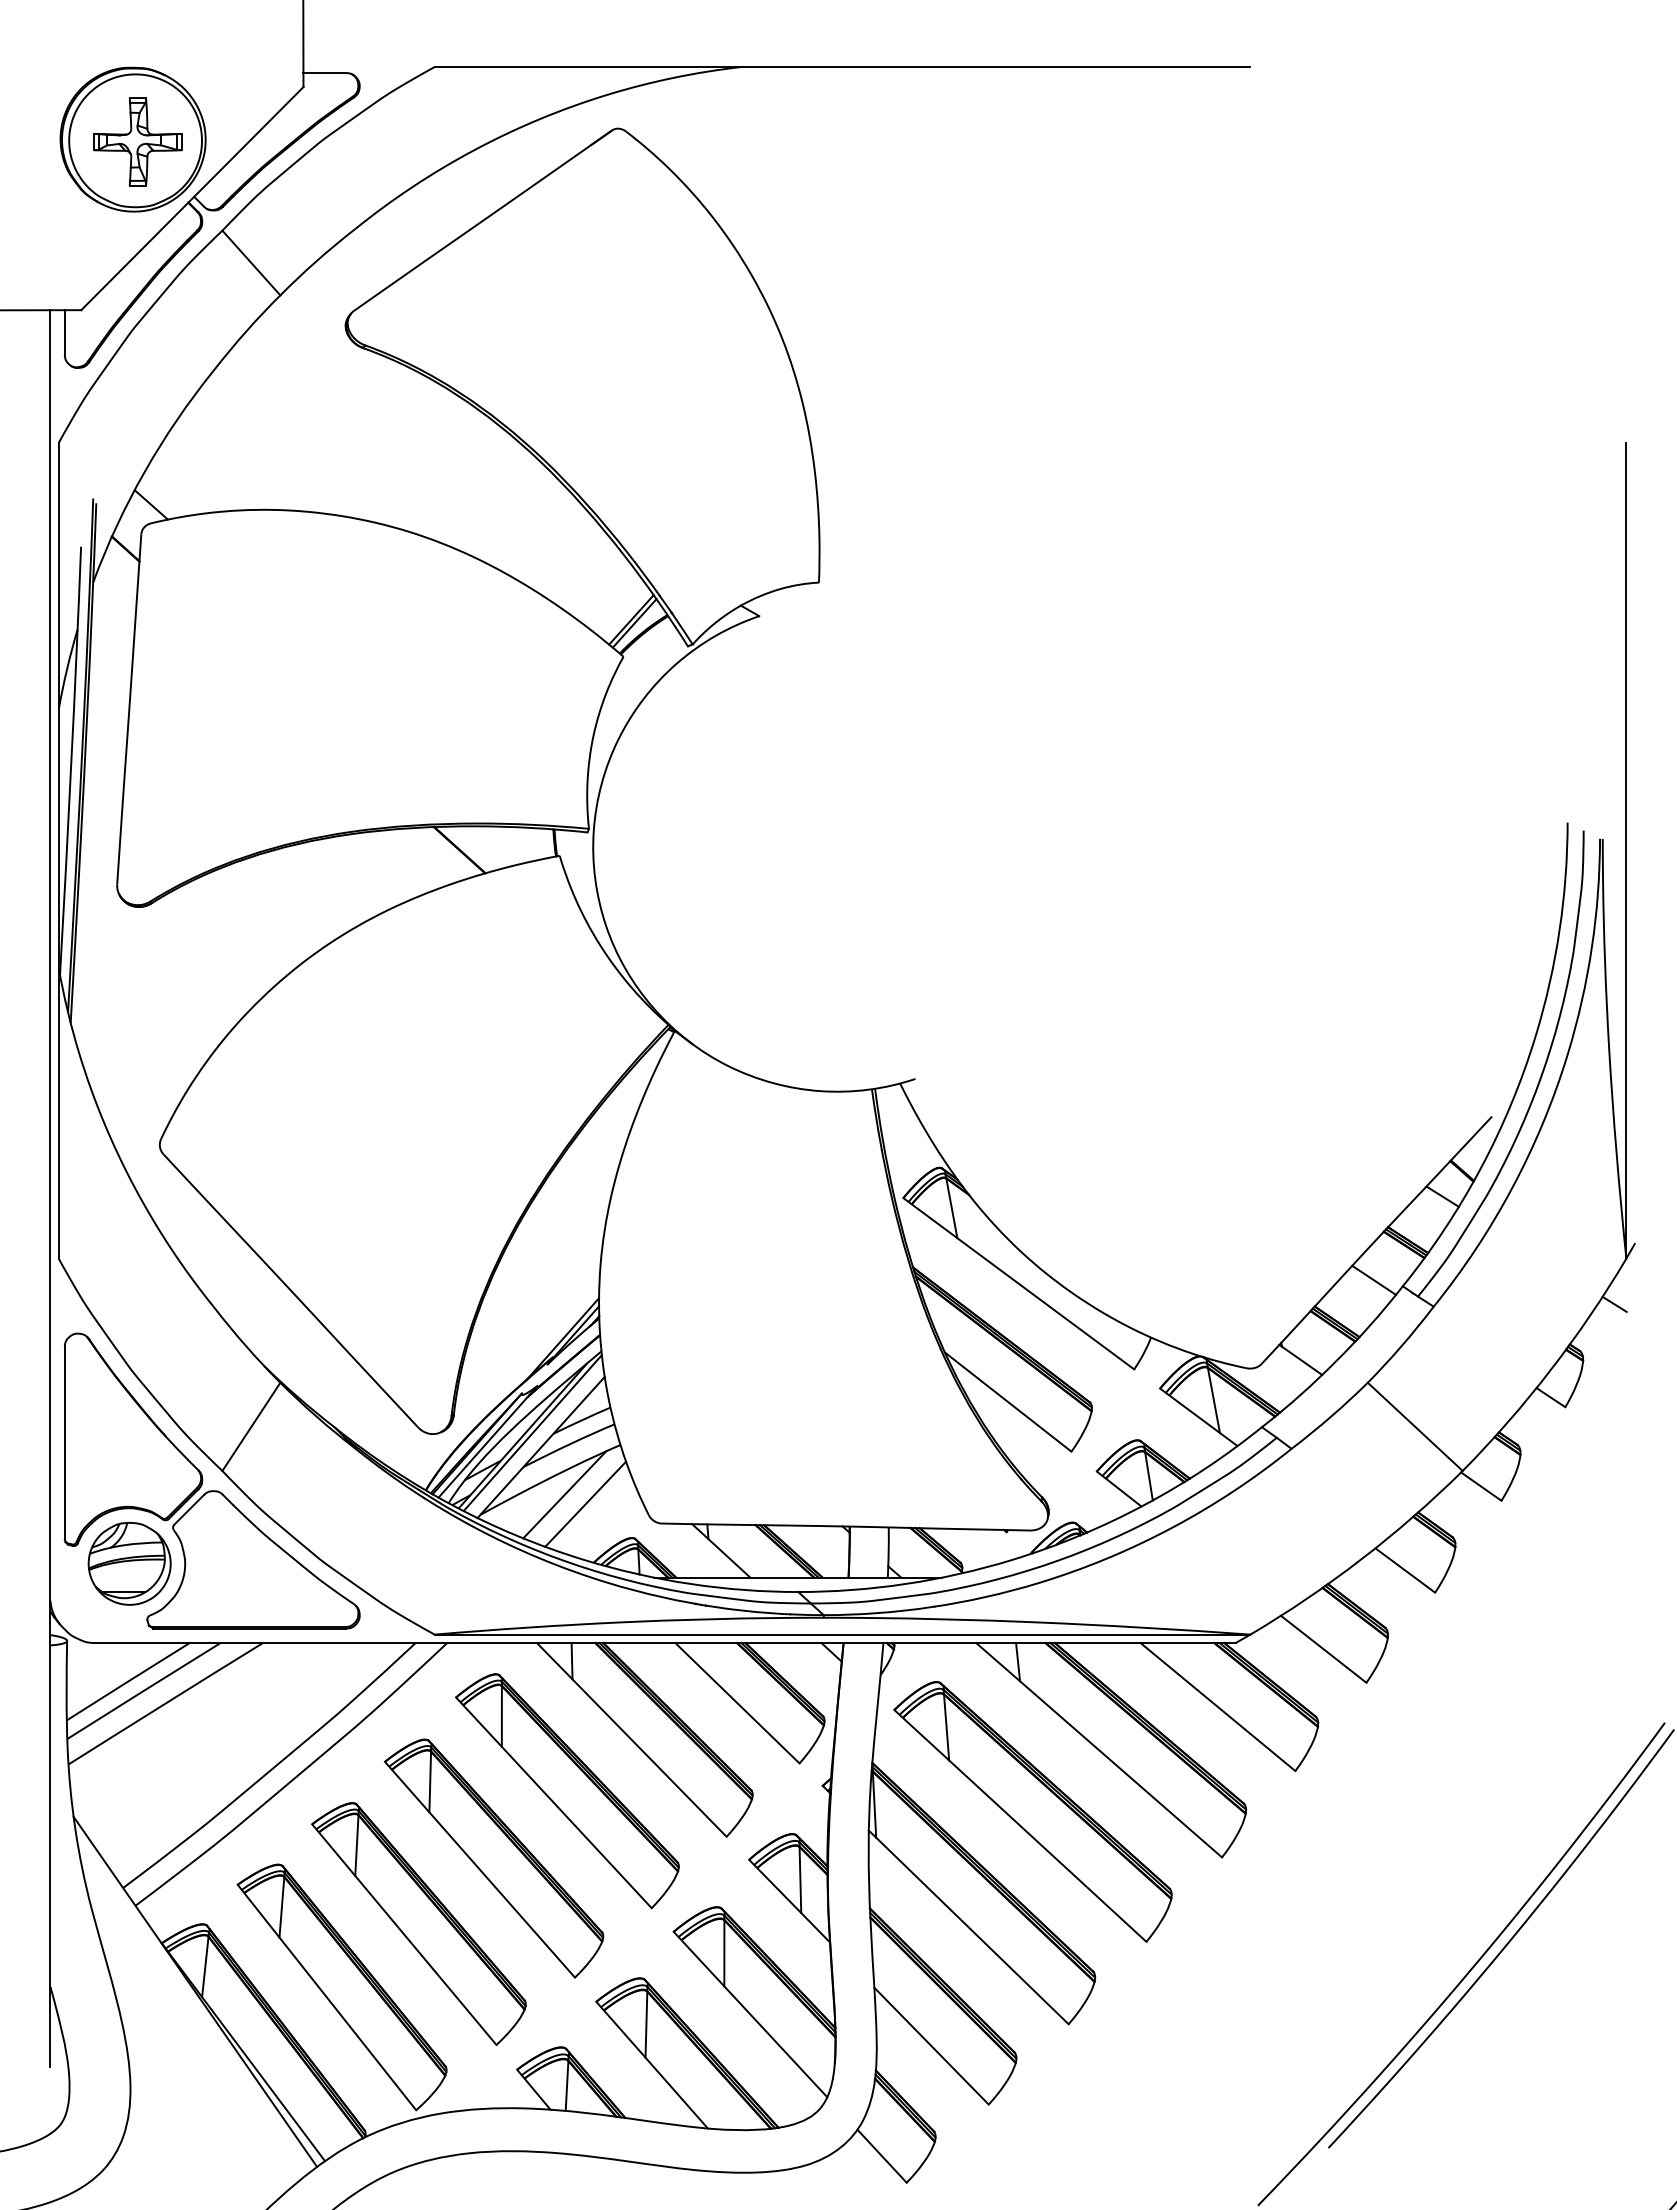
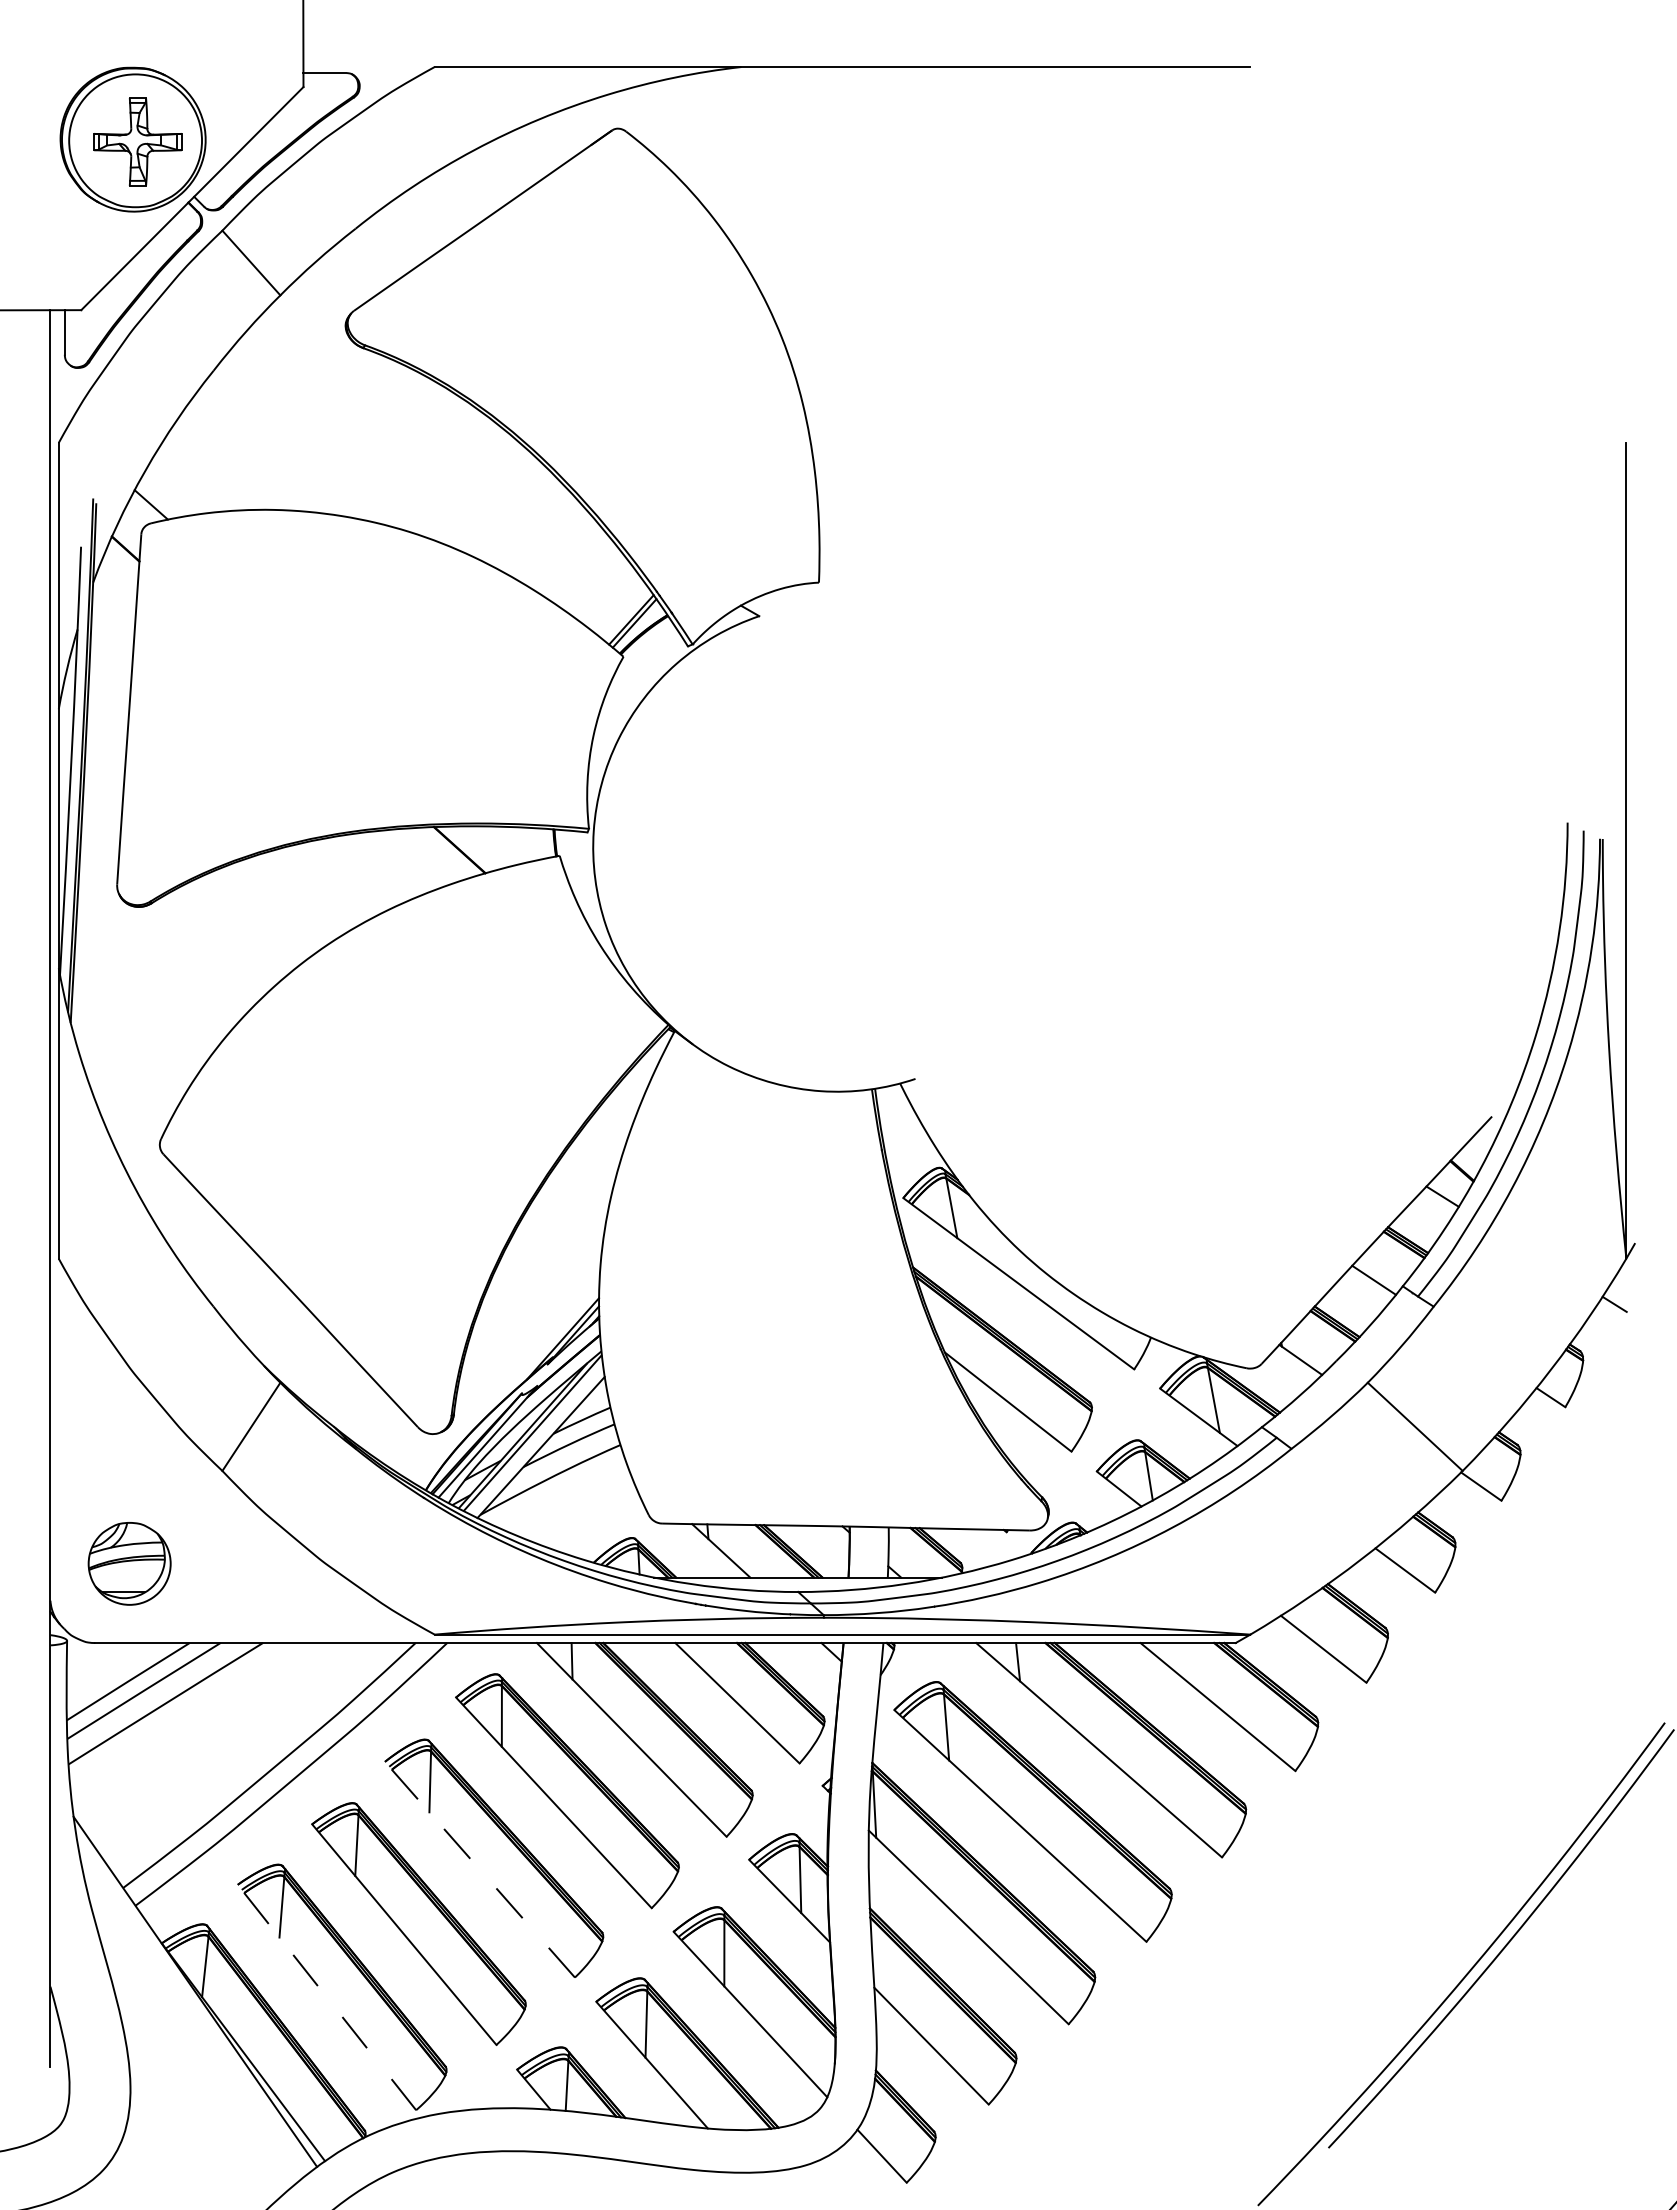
part: present -> none (203, 1480)
line: present -> none (564, 1494)
line: present -> none (585, 1503)
line: solid -> dashed (479, 1869)
line: solid -> dashed (326, 1997)
